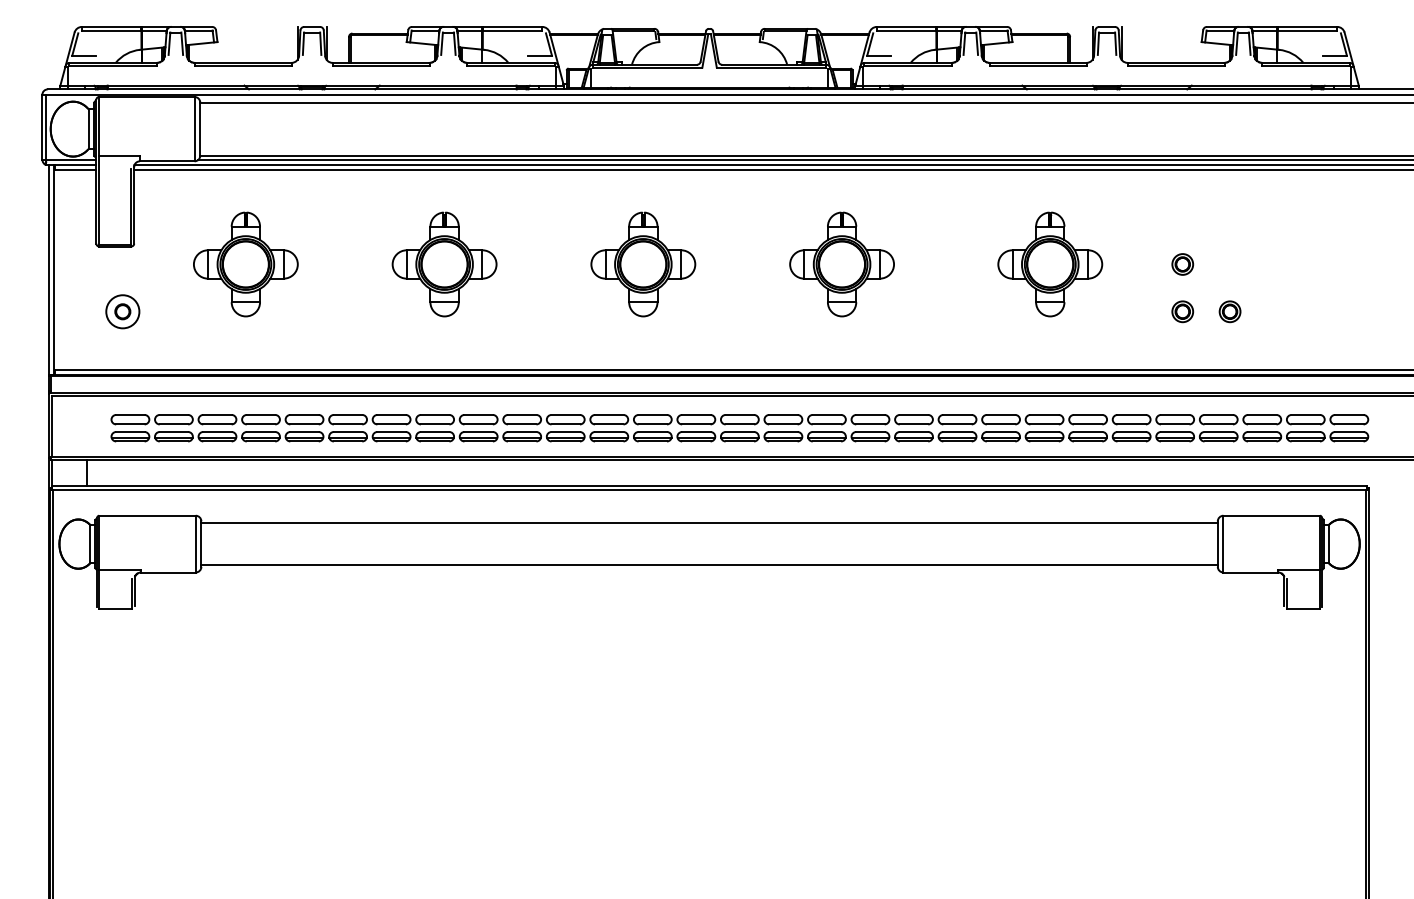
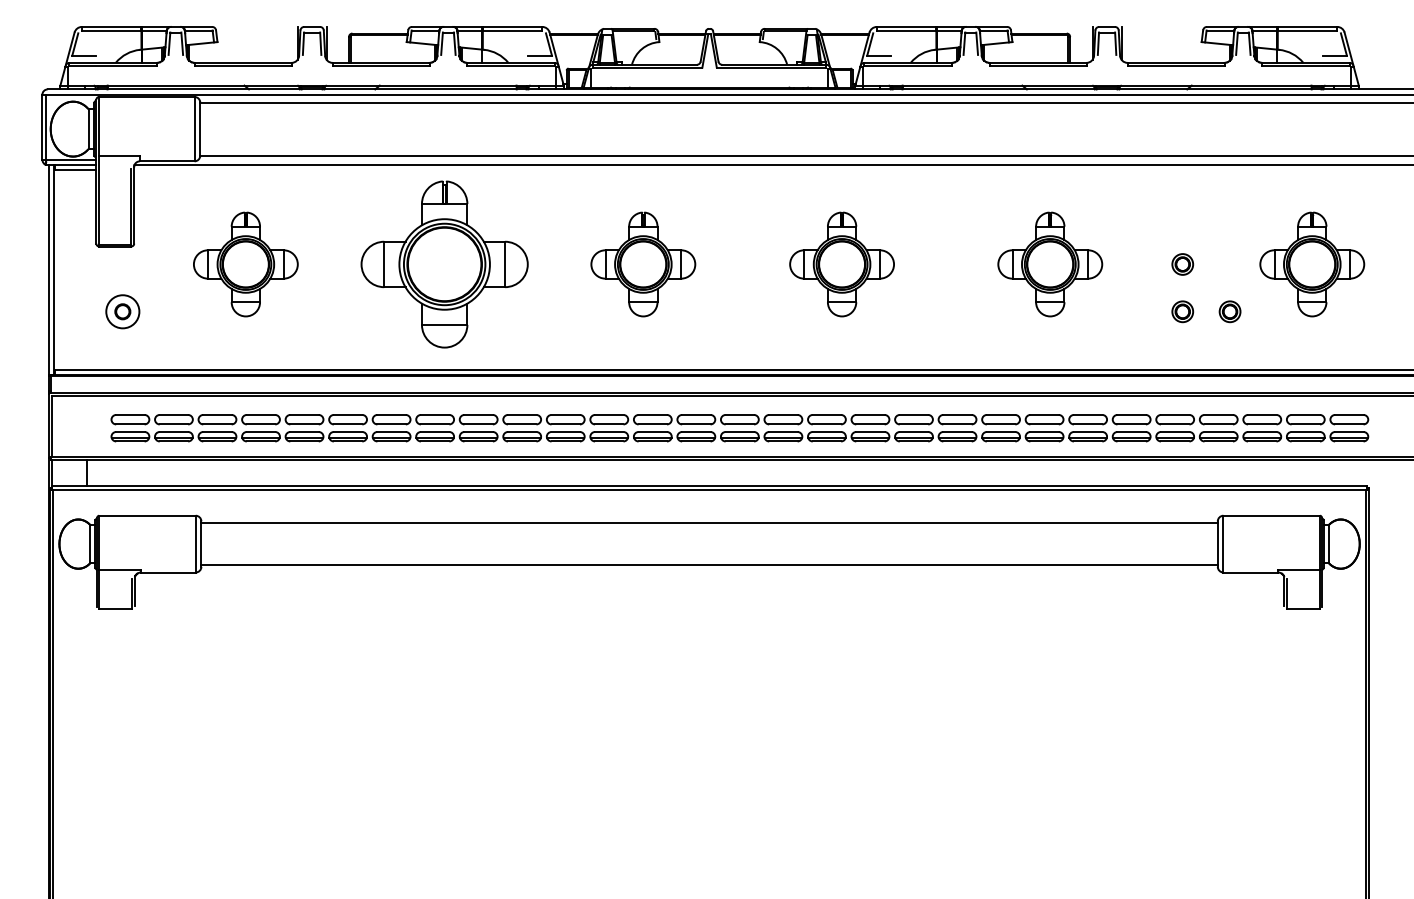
line: present -> none (804, 159)
line: present -> none (772, 170)
part size: 107x107 px -> 169x169 px (444, 264)
part: none -> present (1312, 264)
